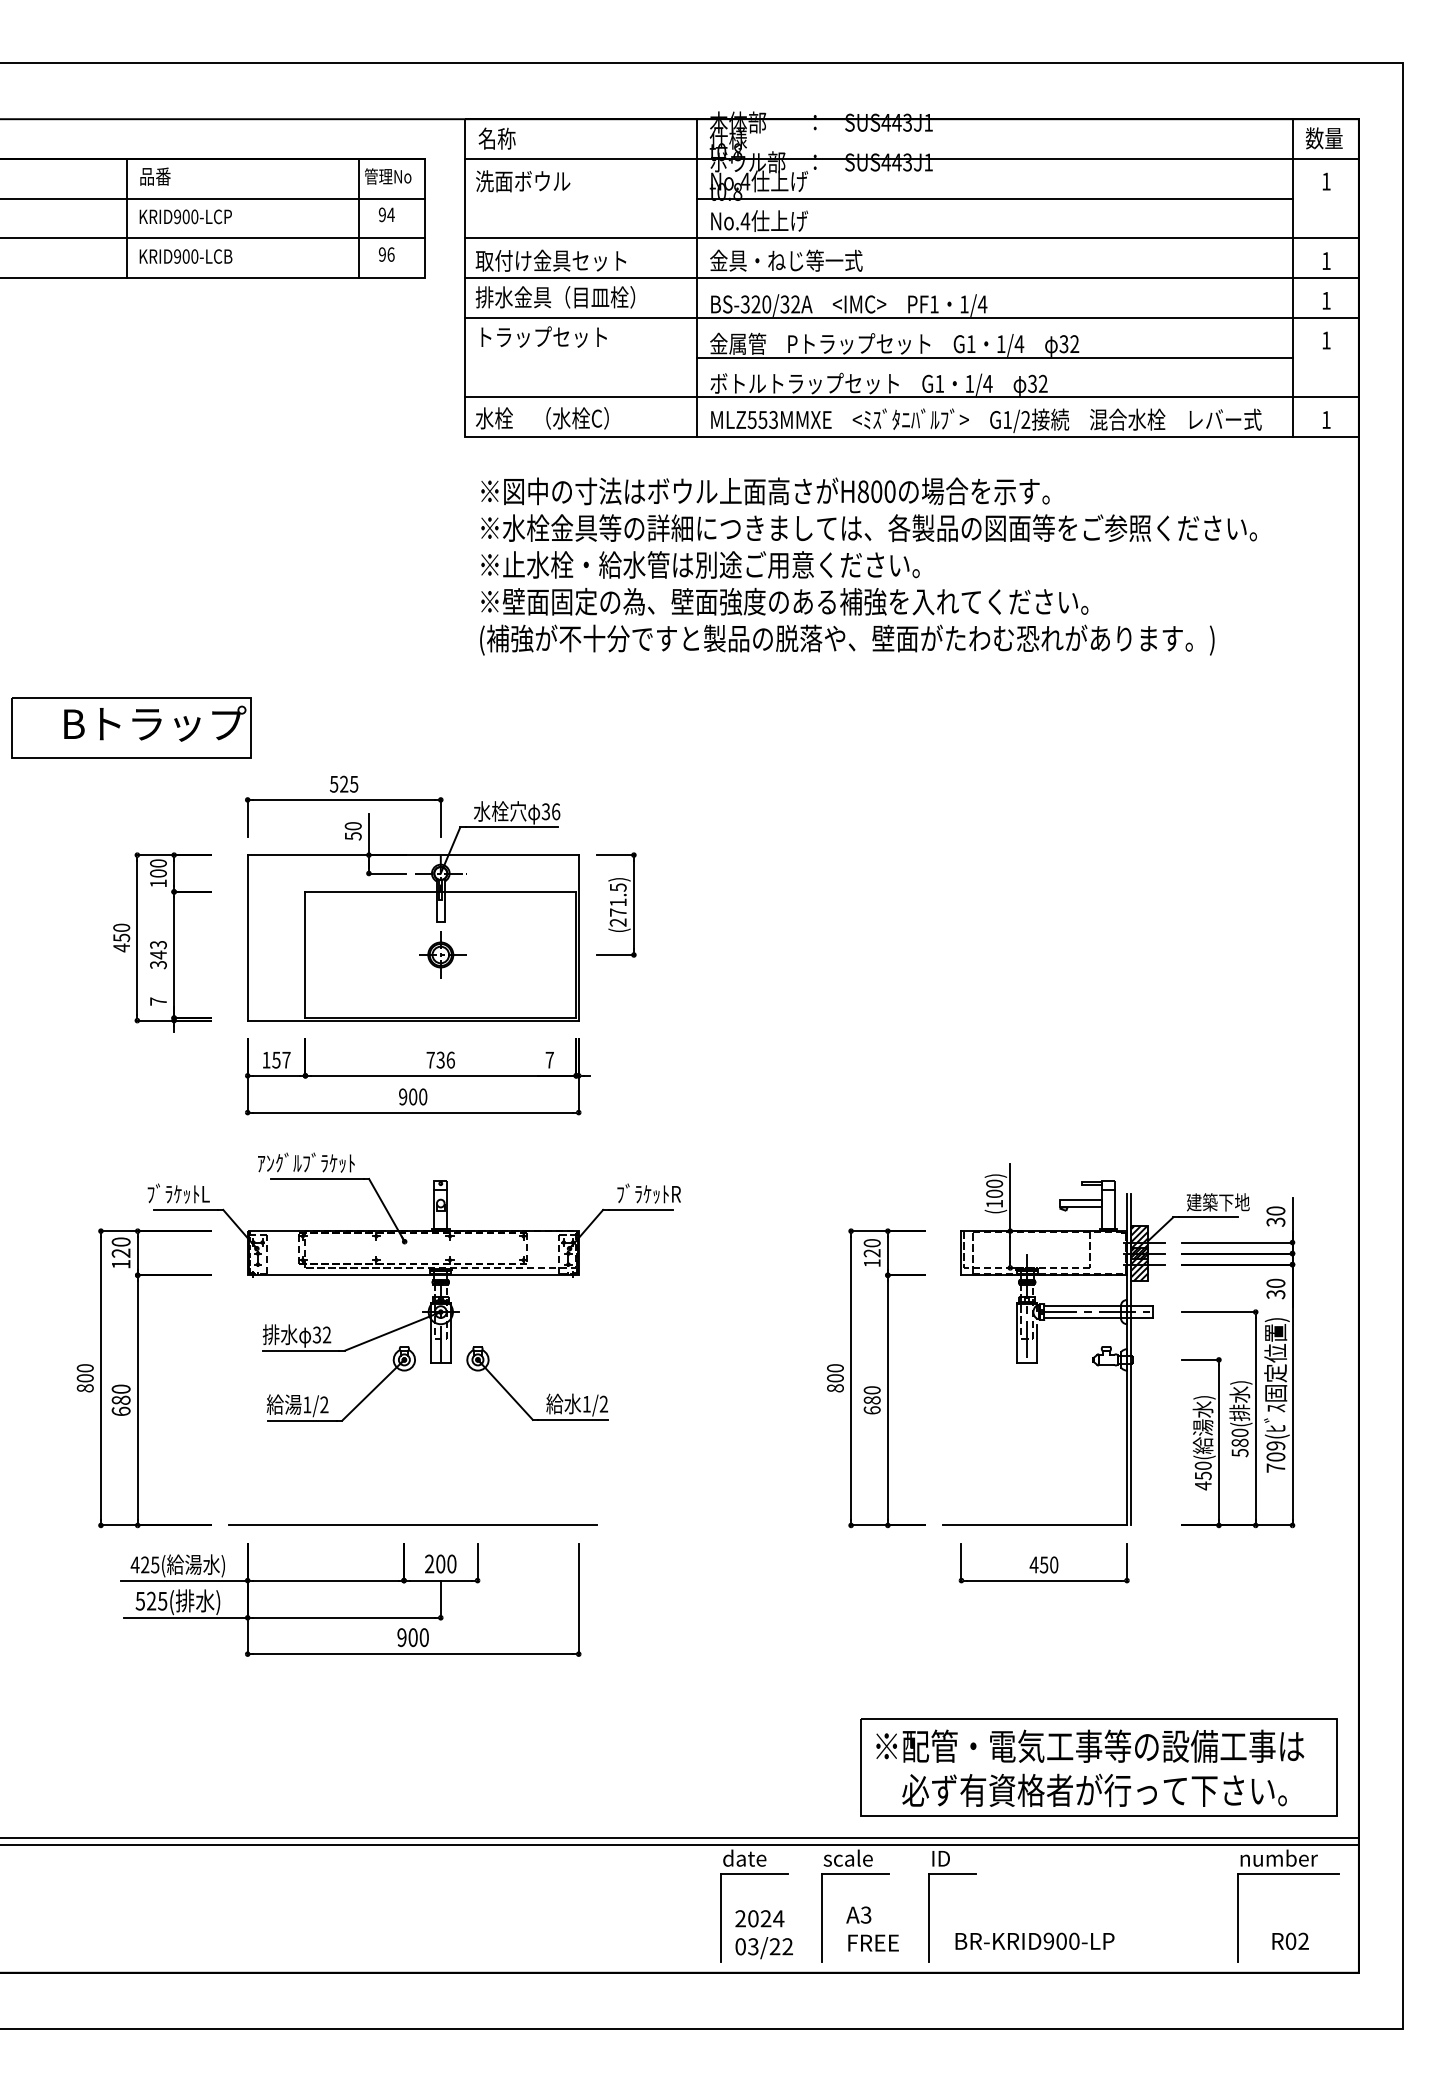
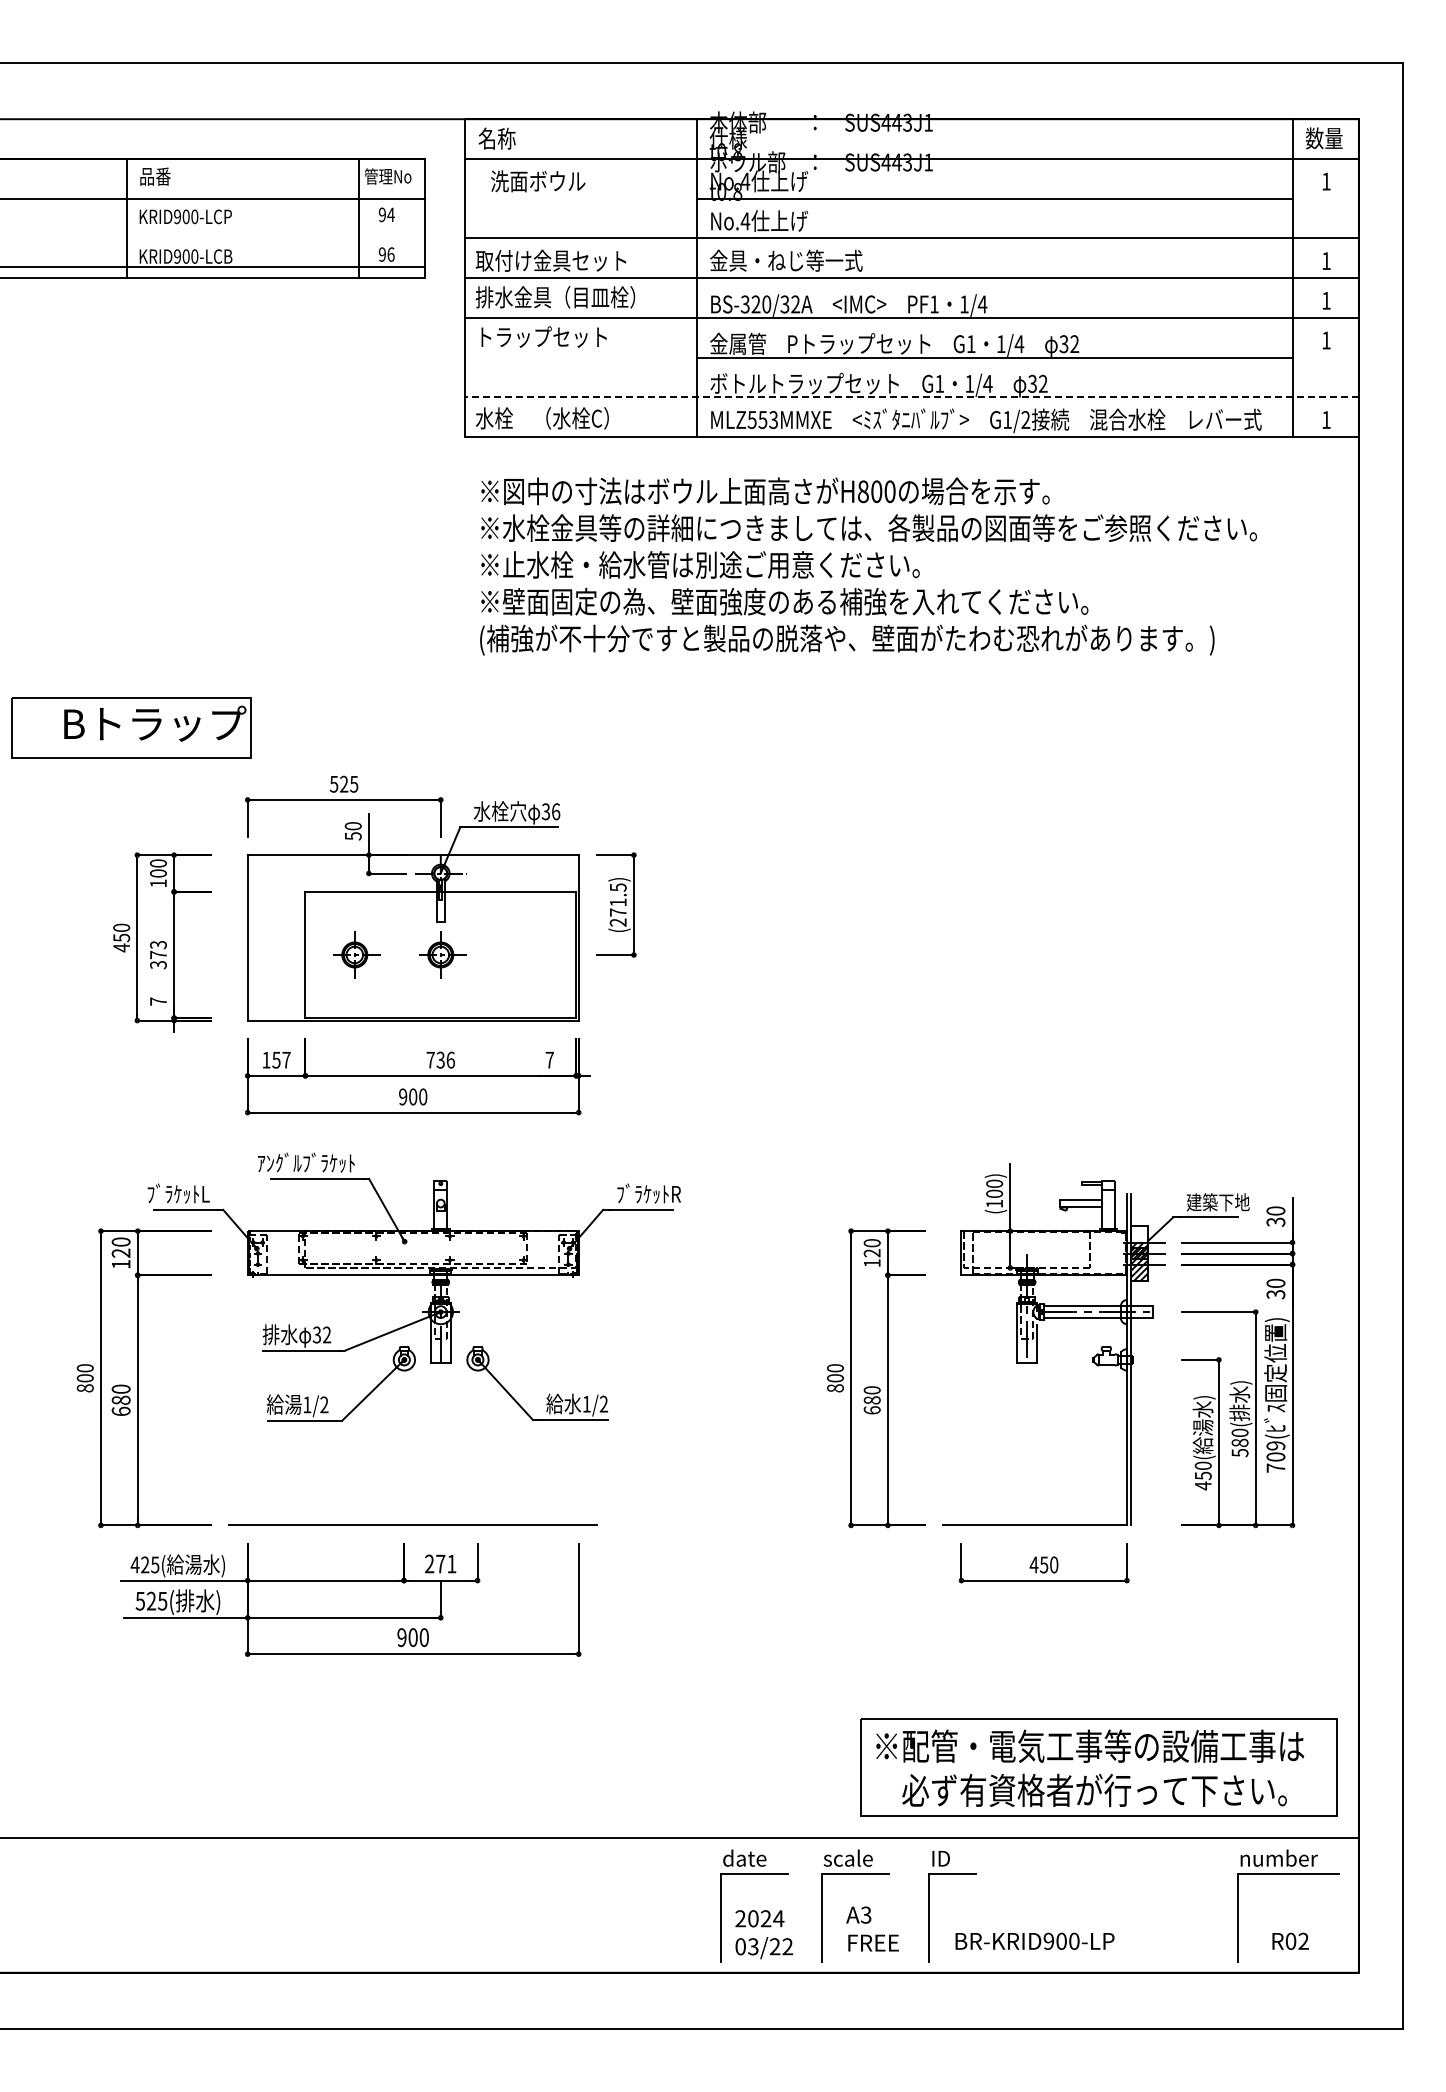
text position: (523, 181) -> (538, 181) (538, 181)
line position: (213, 238) -> (213, 267) (213, 267)
line: solid -> dashed (911, 397)
text: 343 -> 373 (158, 954)
part: none -> present (356, 954)
hatch: present -> none (1139, 1234)
text: 200 -> 271 (446, 1563)
line: present -> none (680, 1845)
